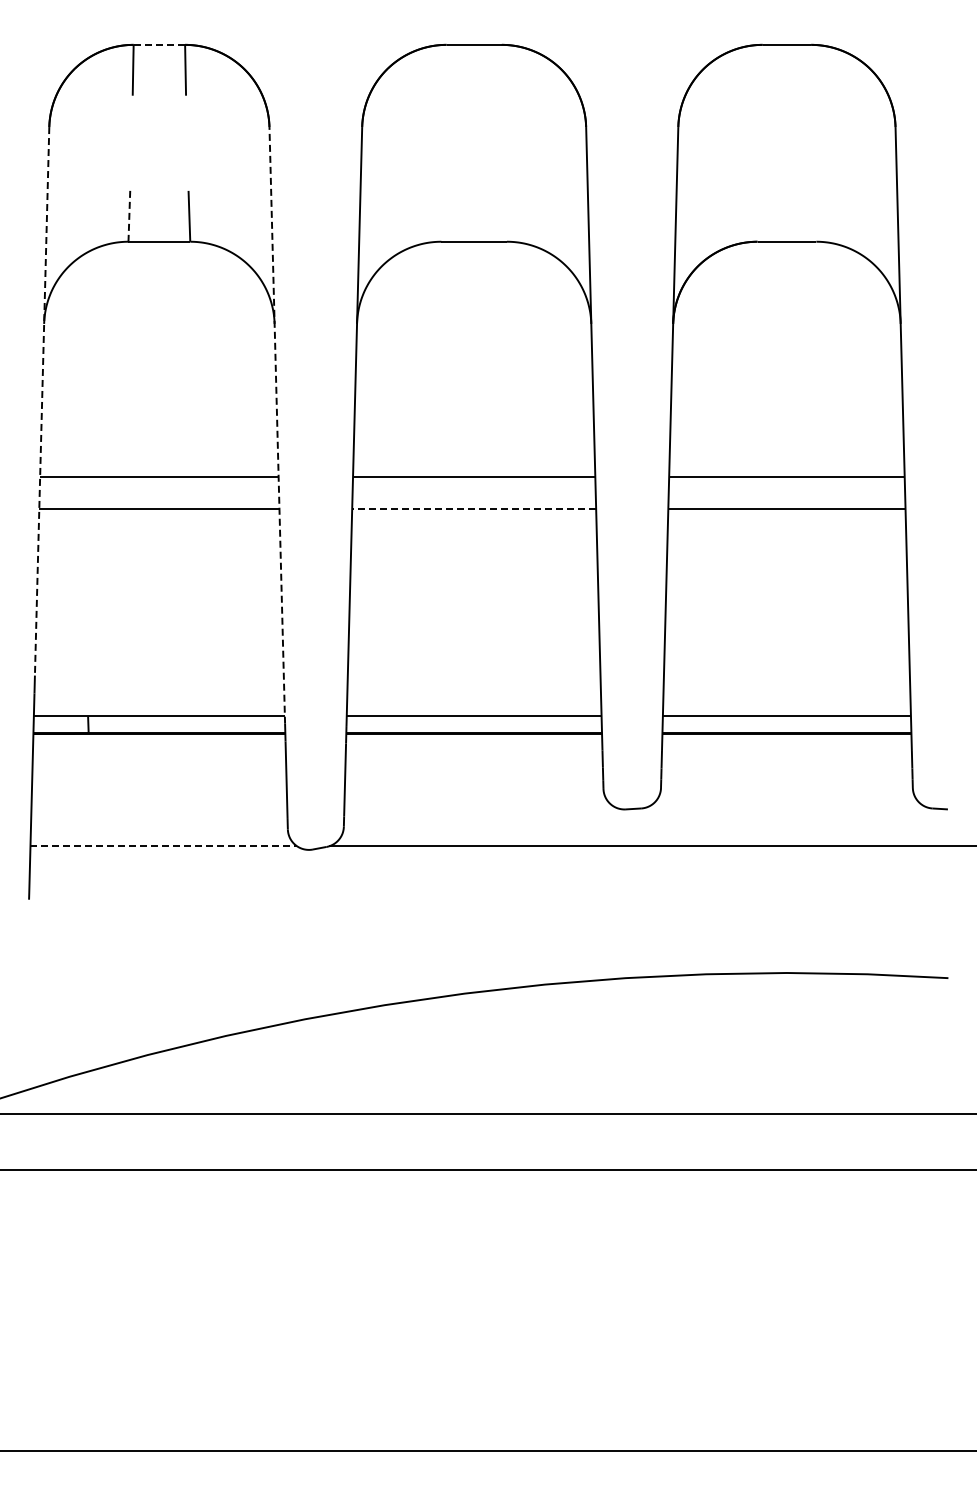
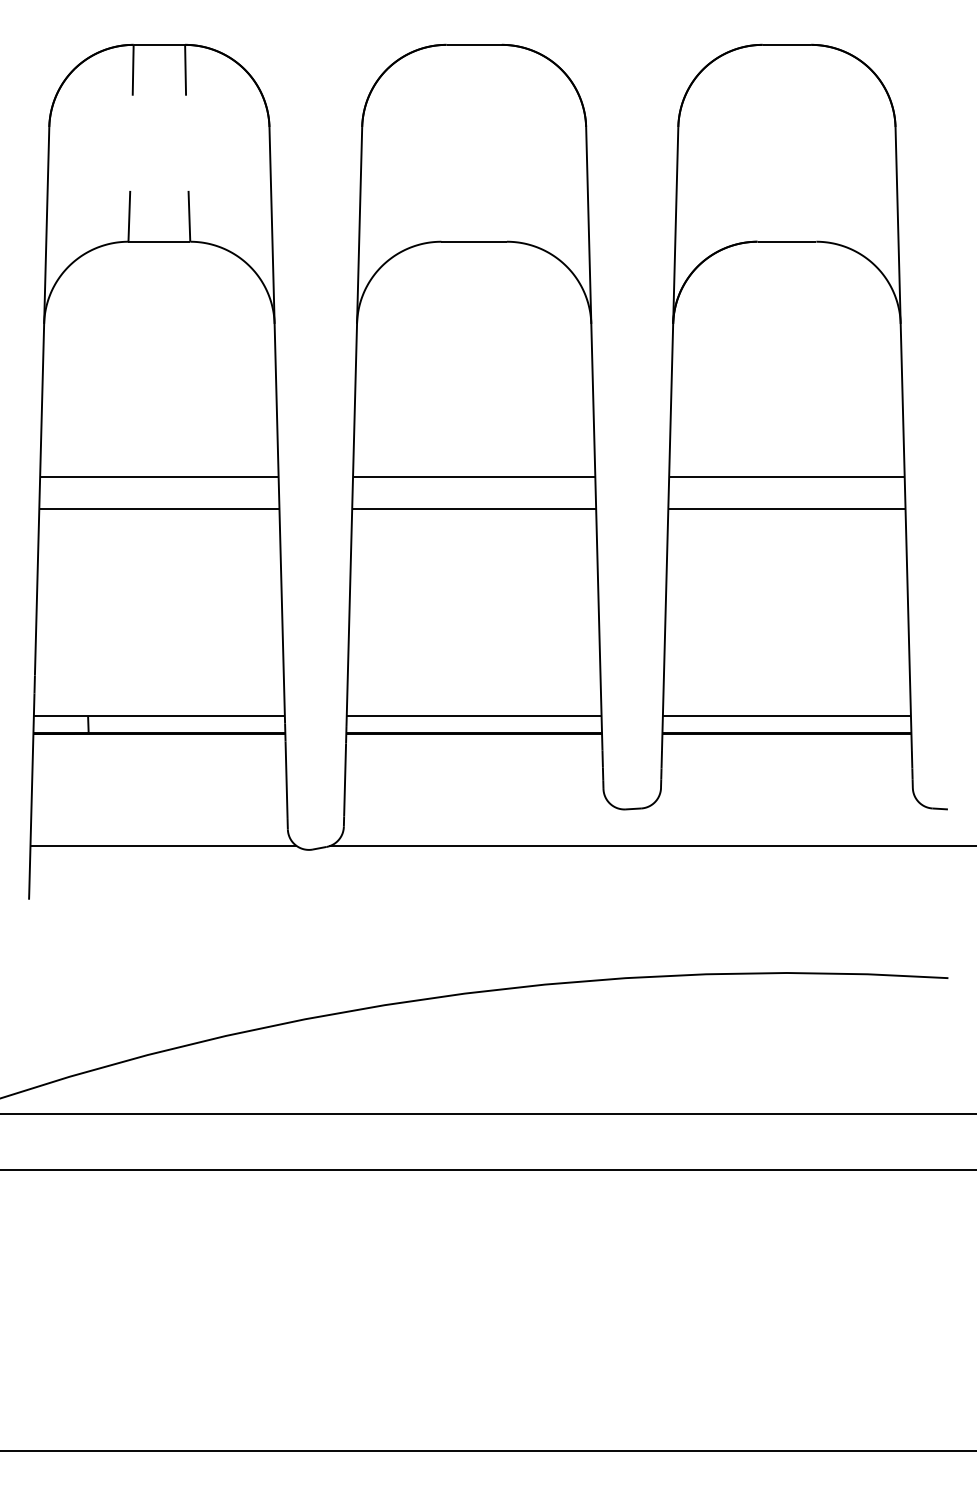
line: dashed -> solid (159, 44)
line: dashed -> solid (129, 216)
line: dashed -> solid (42, 401)
line: dashed -> solid (277, 424)
line: dashed -> solid (474, 508)
line: dashed -> solid (164, 846)
